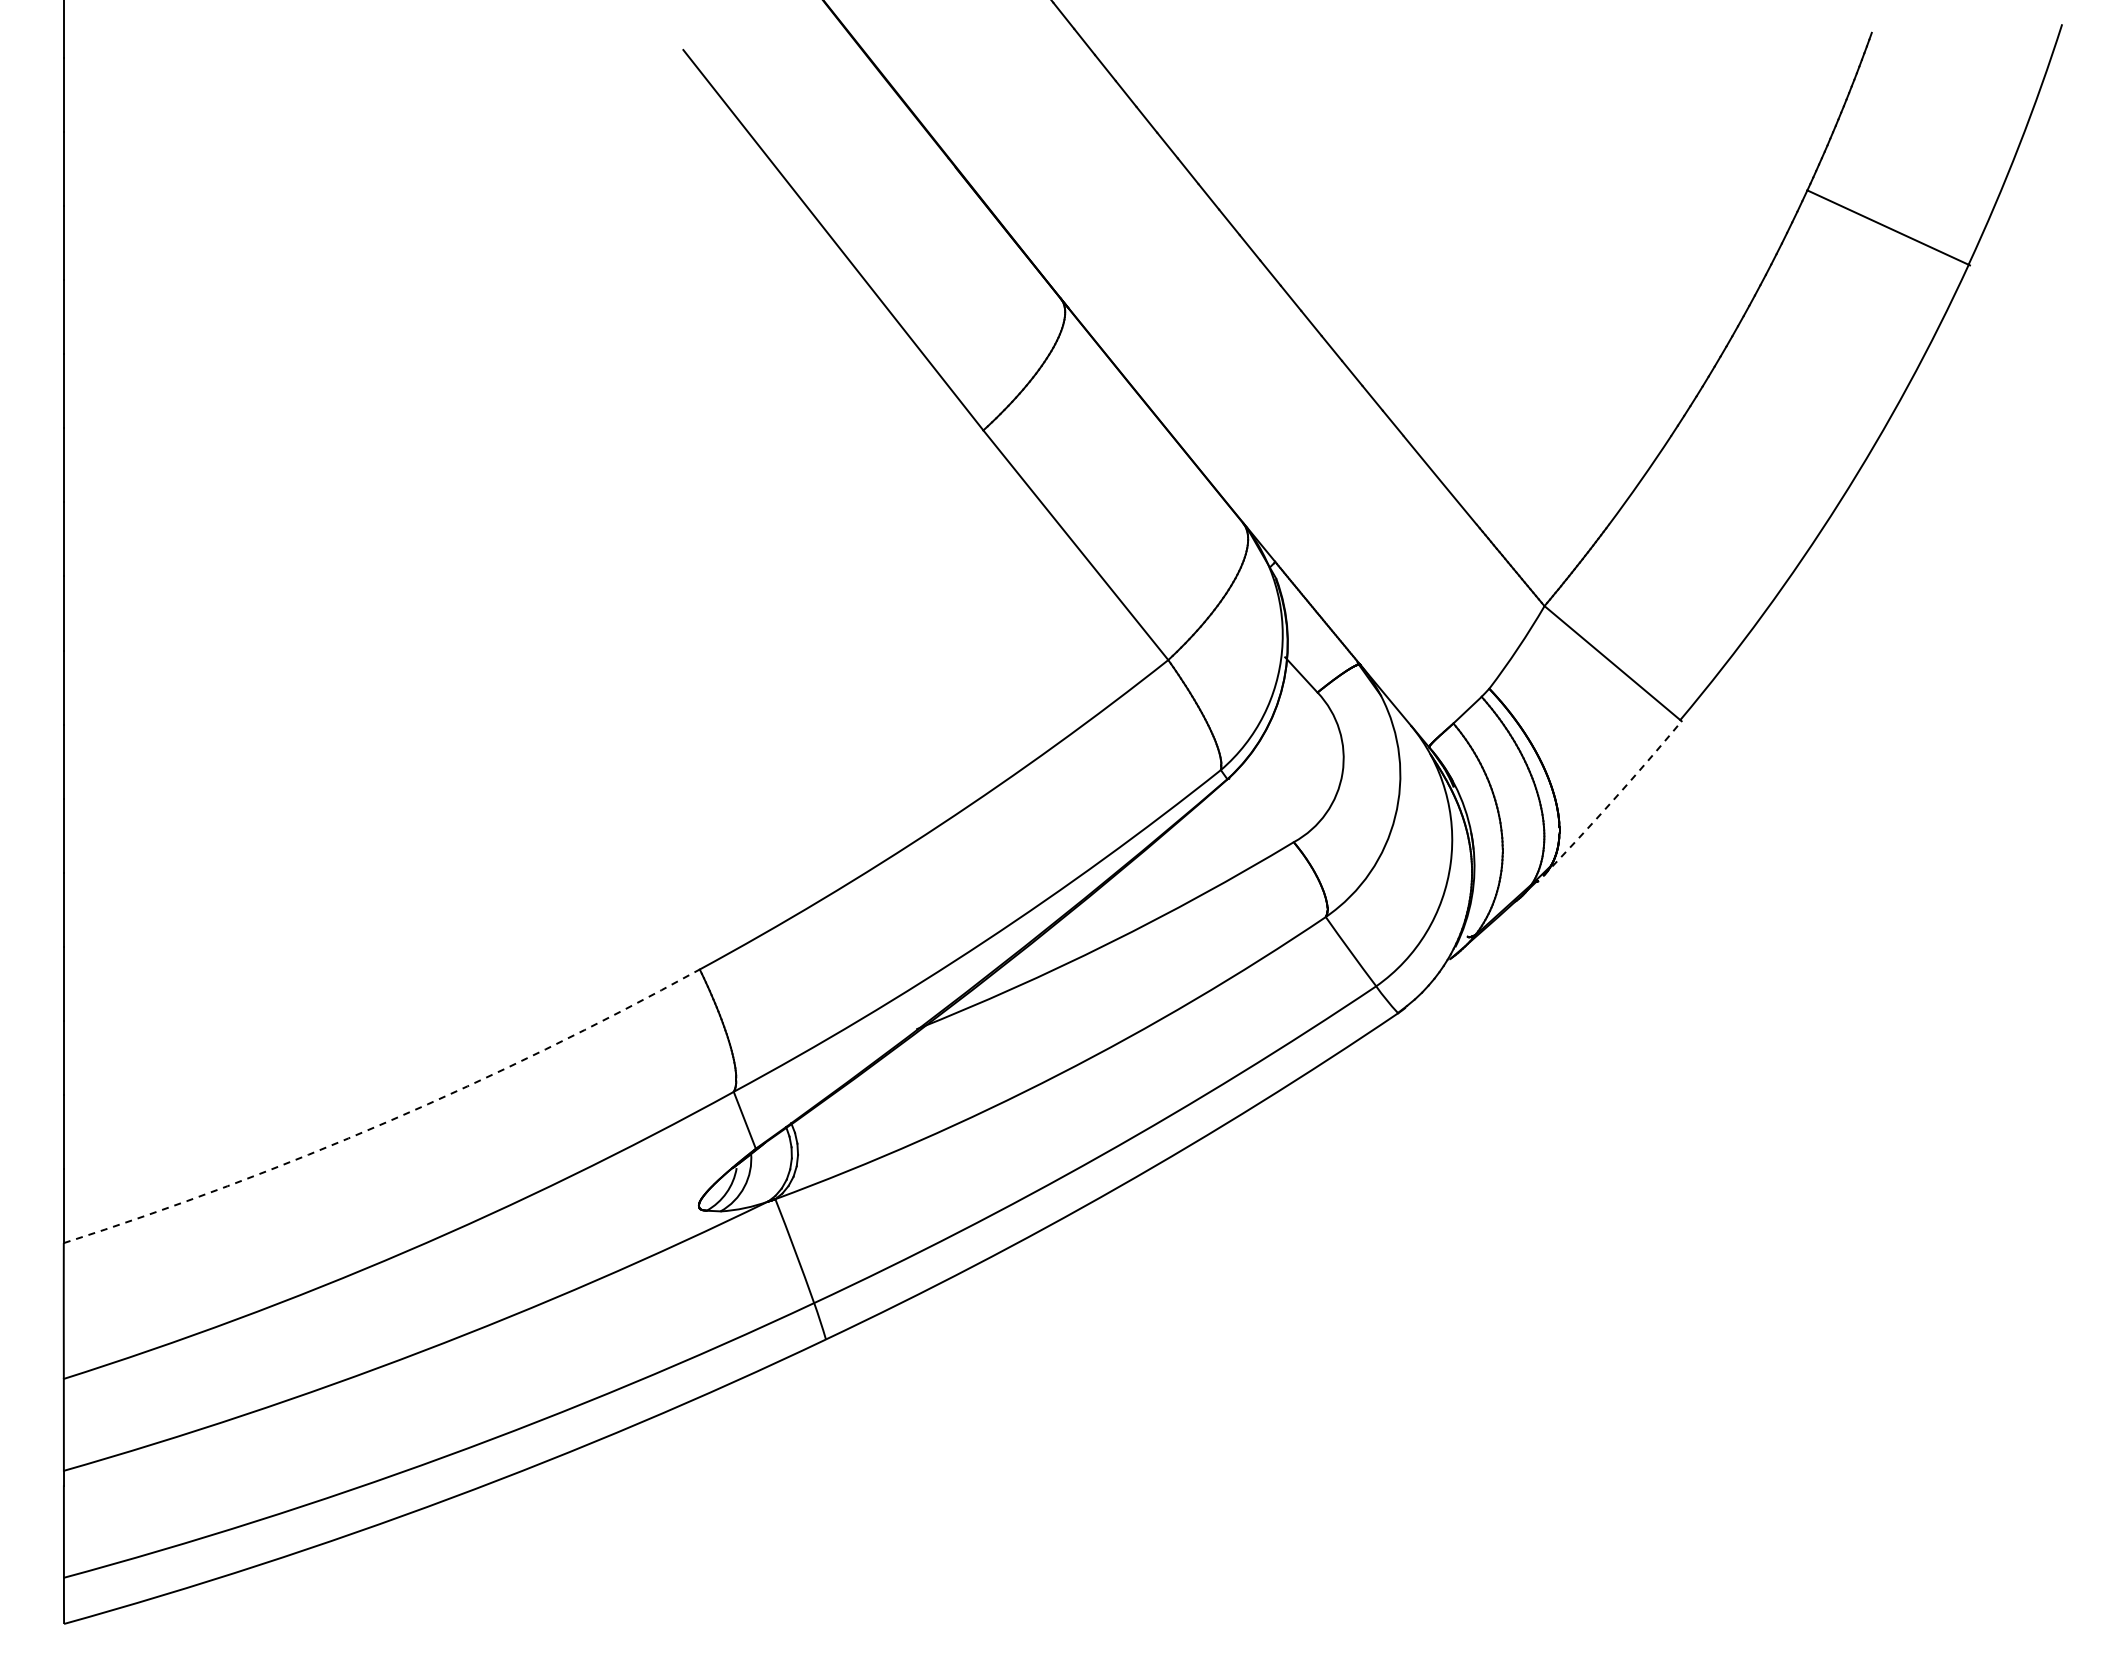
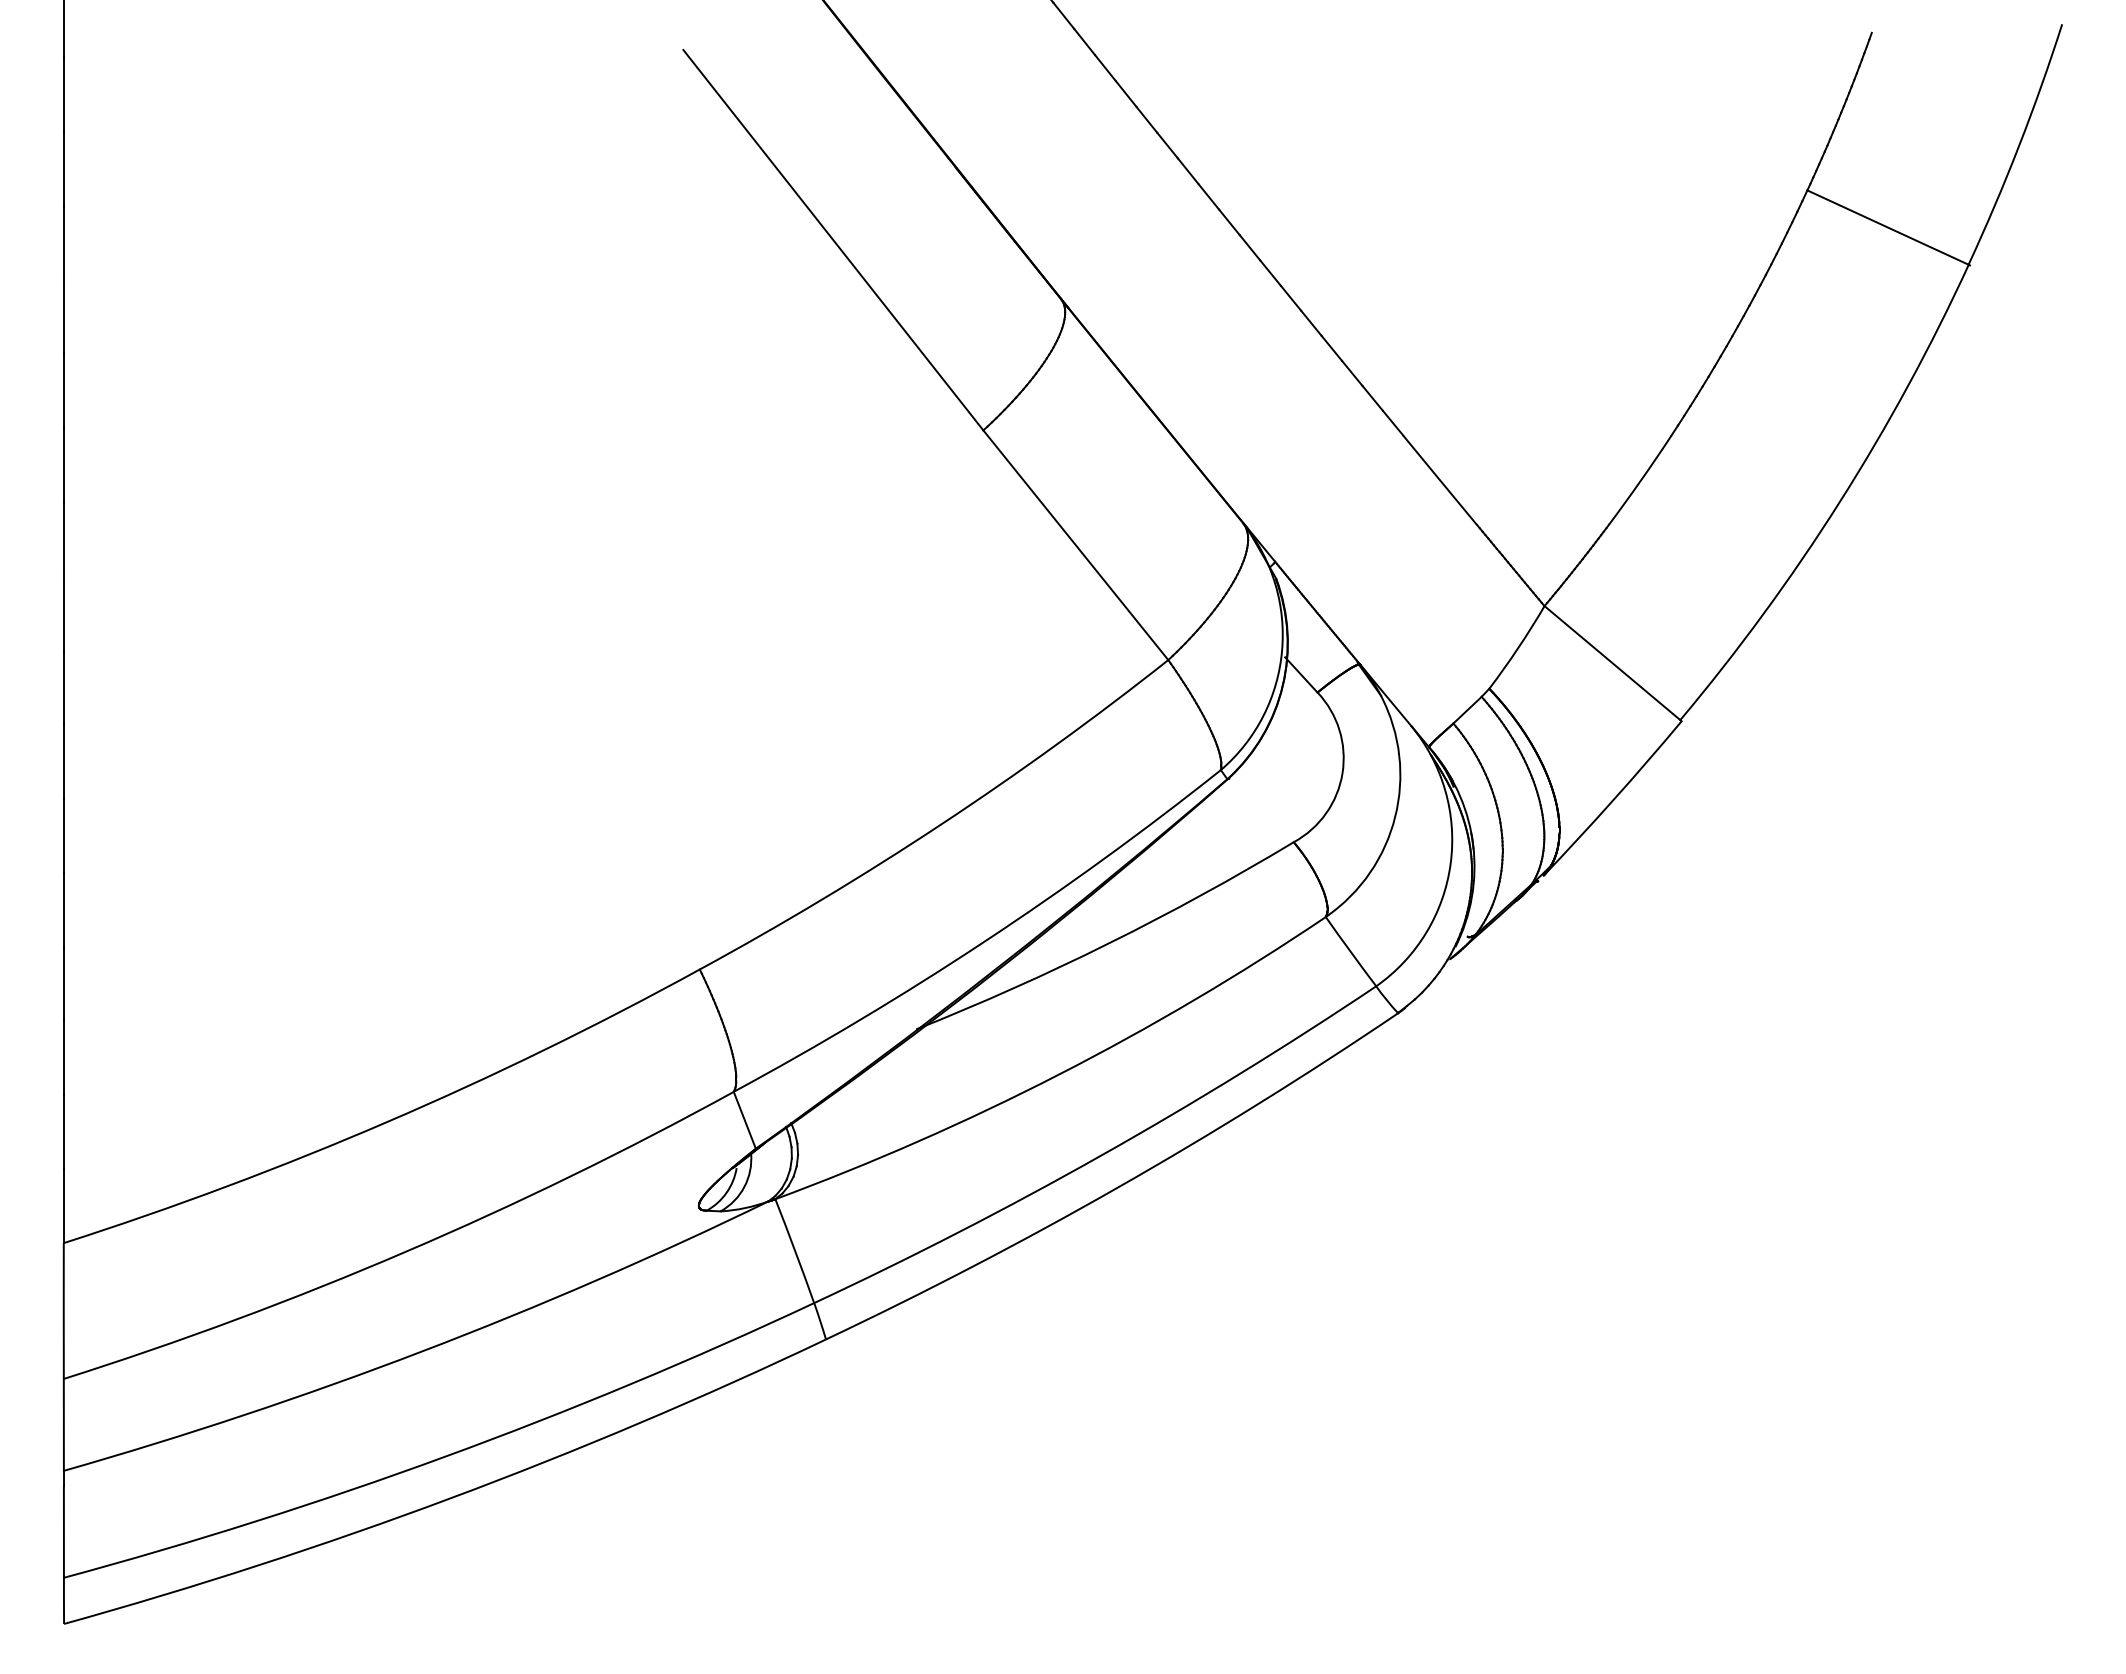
arc: dashed -> solid (1613, 799)
arc: dashed -> solid (388, 1121)
